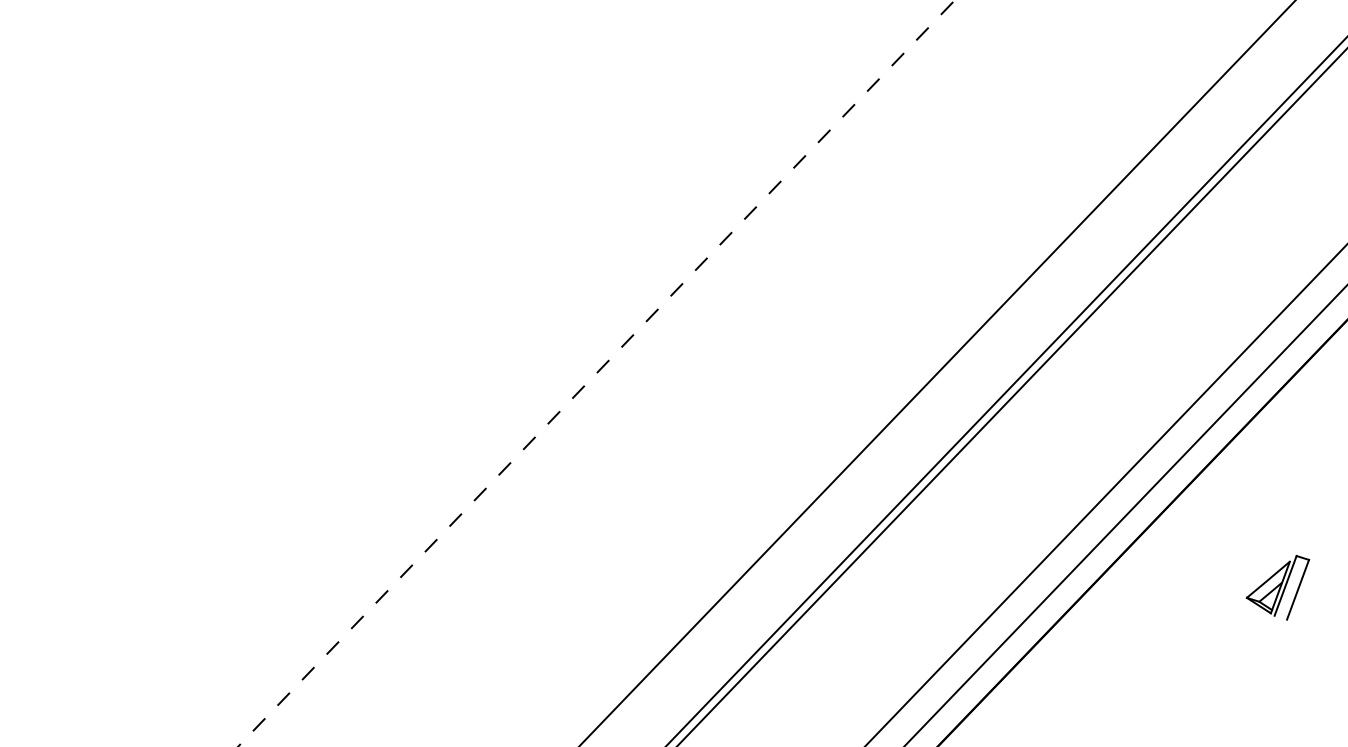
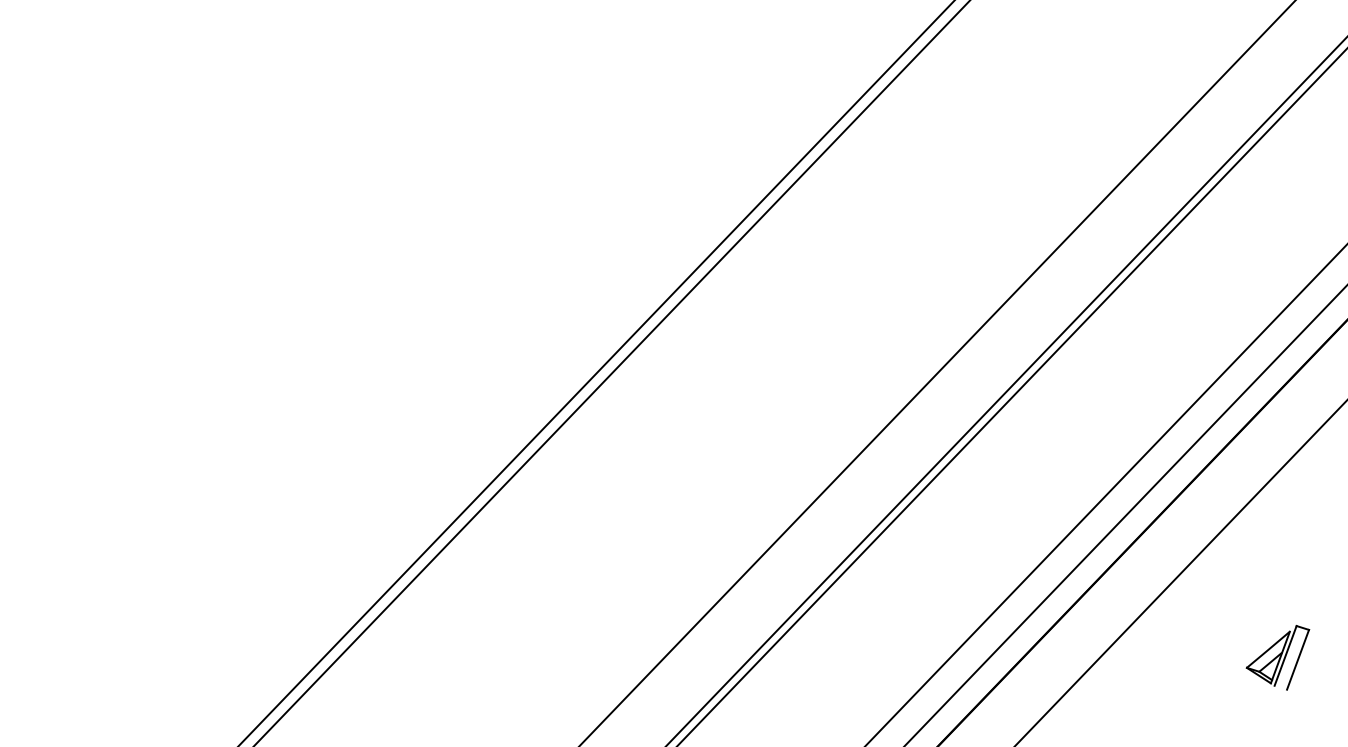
line: none -> present (612, 372)
line: dashed -> solid (596, 373)
line: none -> present (1180, 572)
part position: (1277, 587) -> (1277, 657) (1277, 657)
